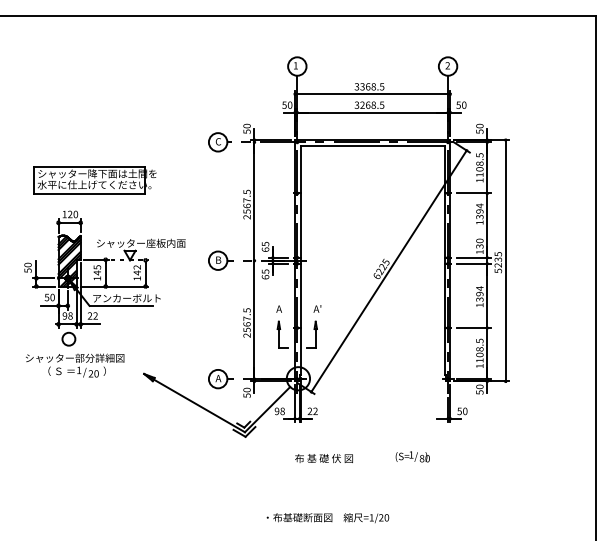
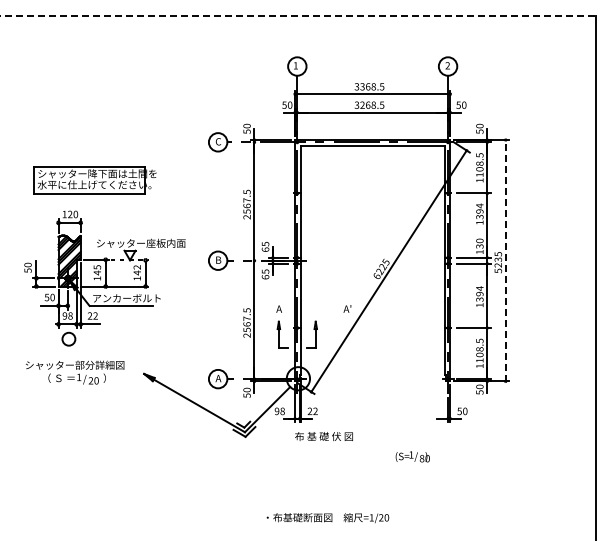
line: solid -> dashed (298, 16)
line: solid -> dashed (505, 260)
text position: (317, 308) -> (347, 308) (347, 308)
text position: (75, 365) -> (75, 372) (75, 372)
text position: (323, 458) -> (323, 436) (323, 436)
